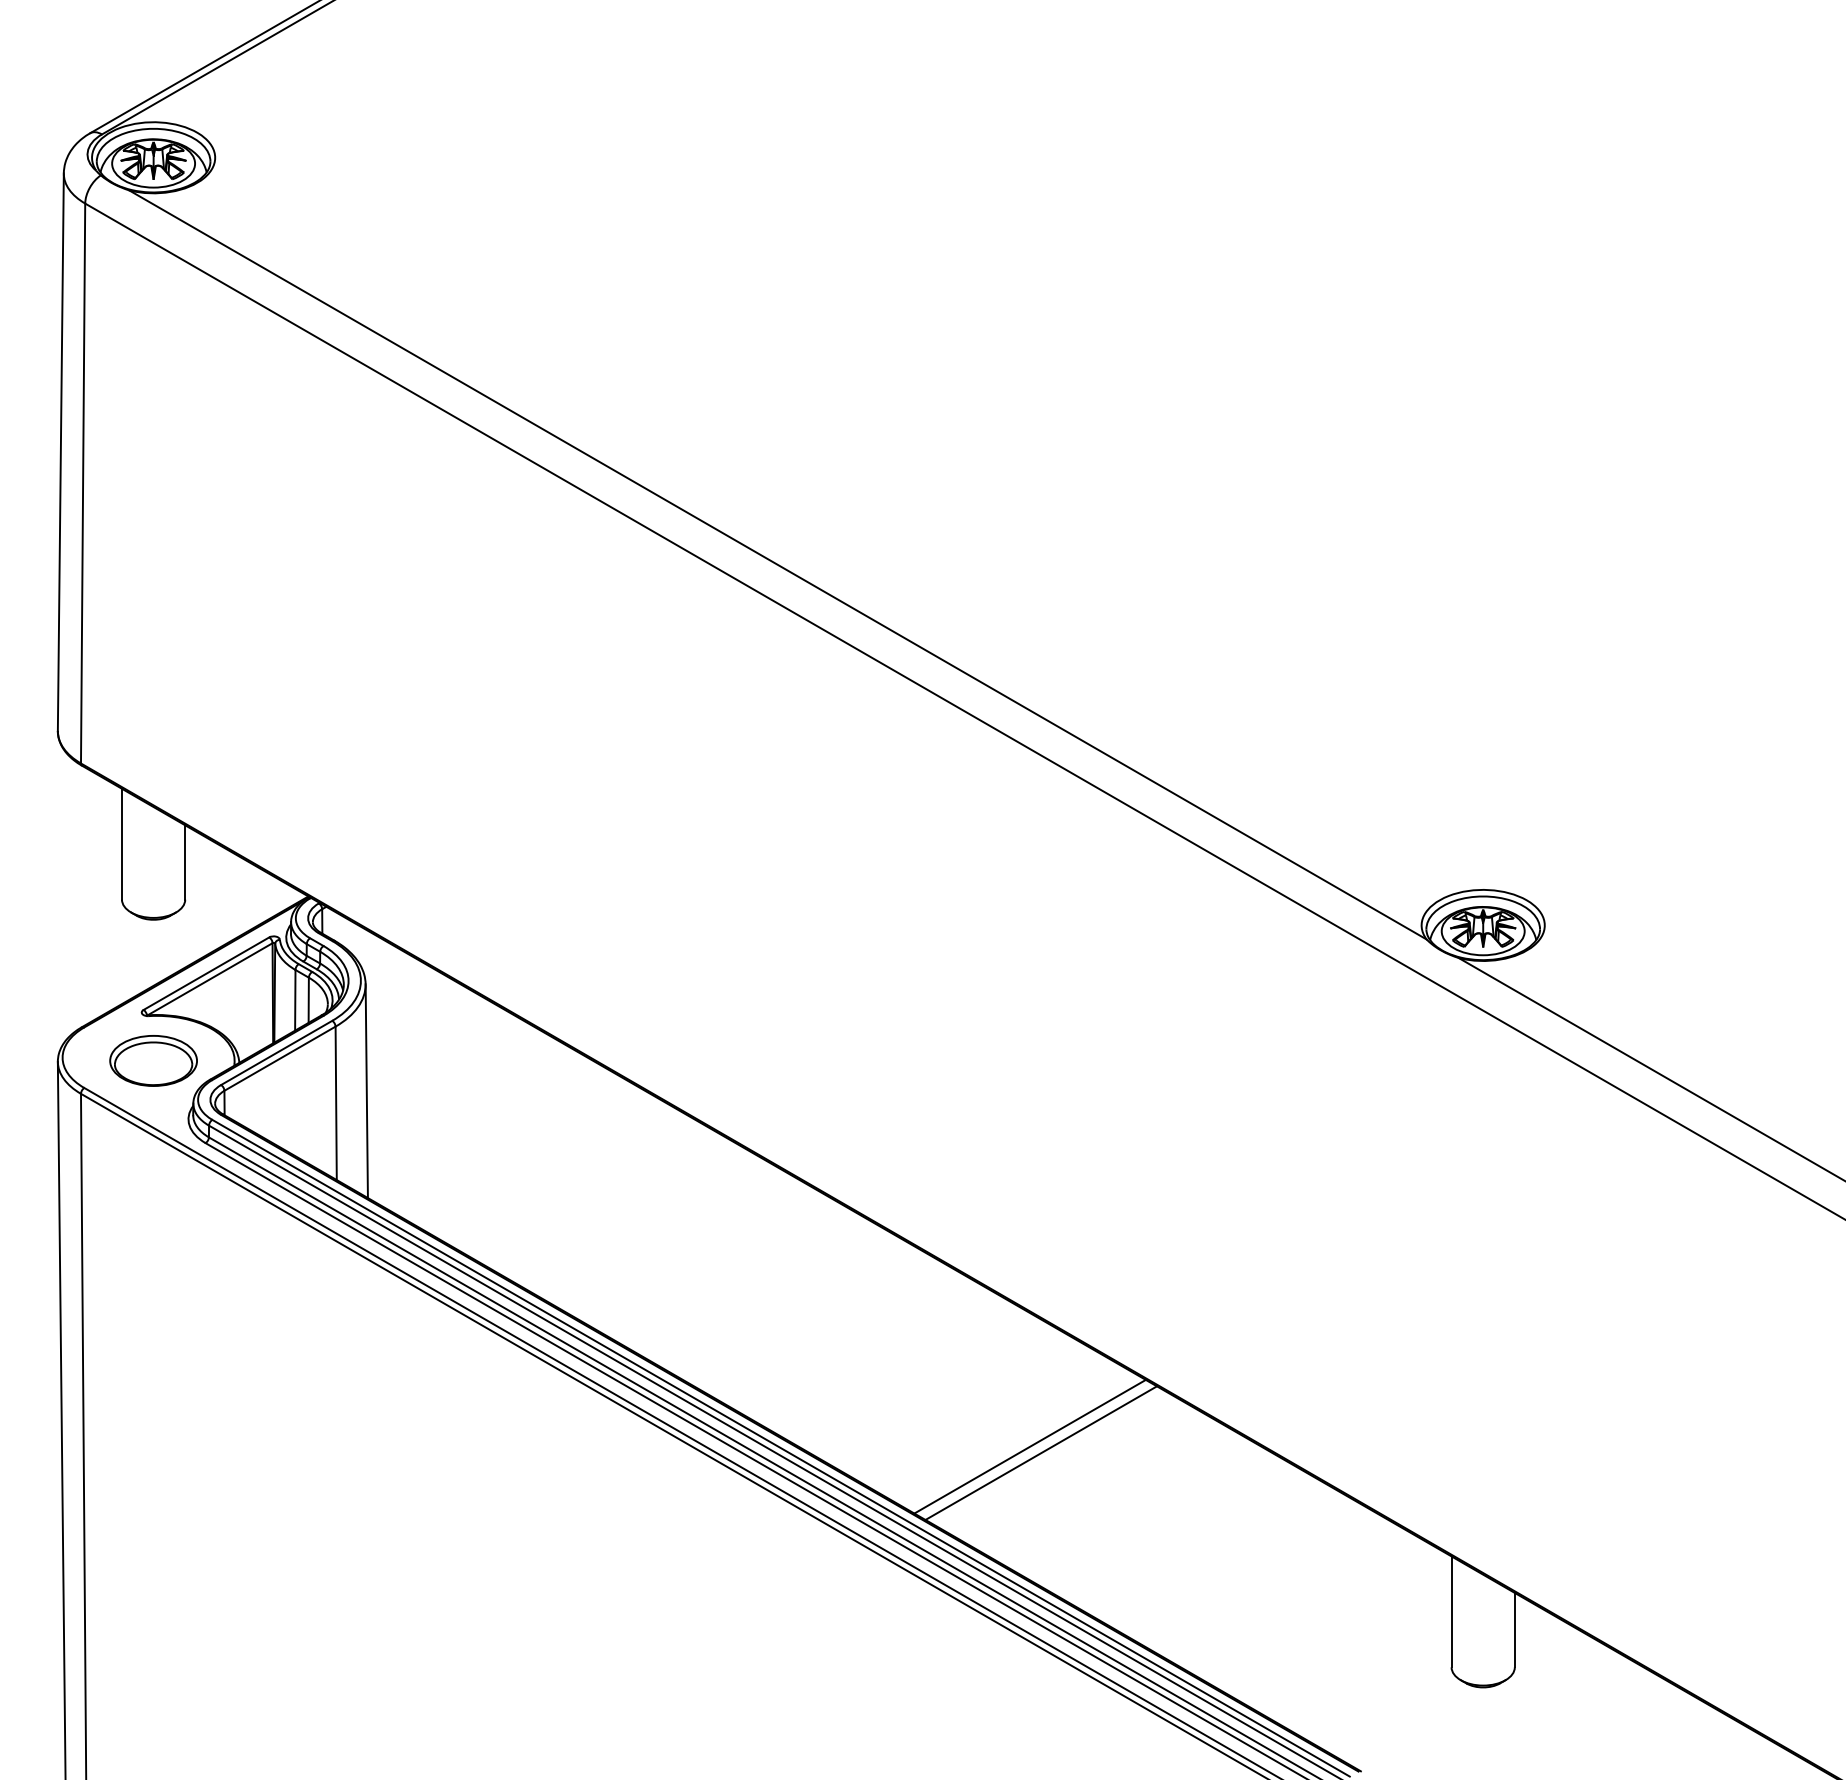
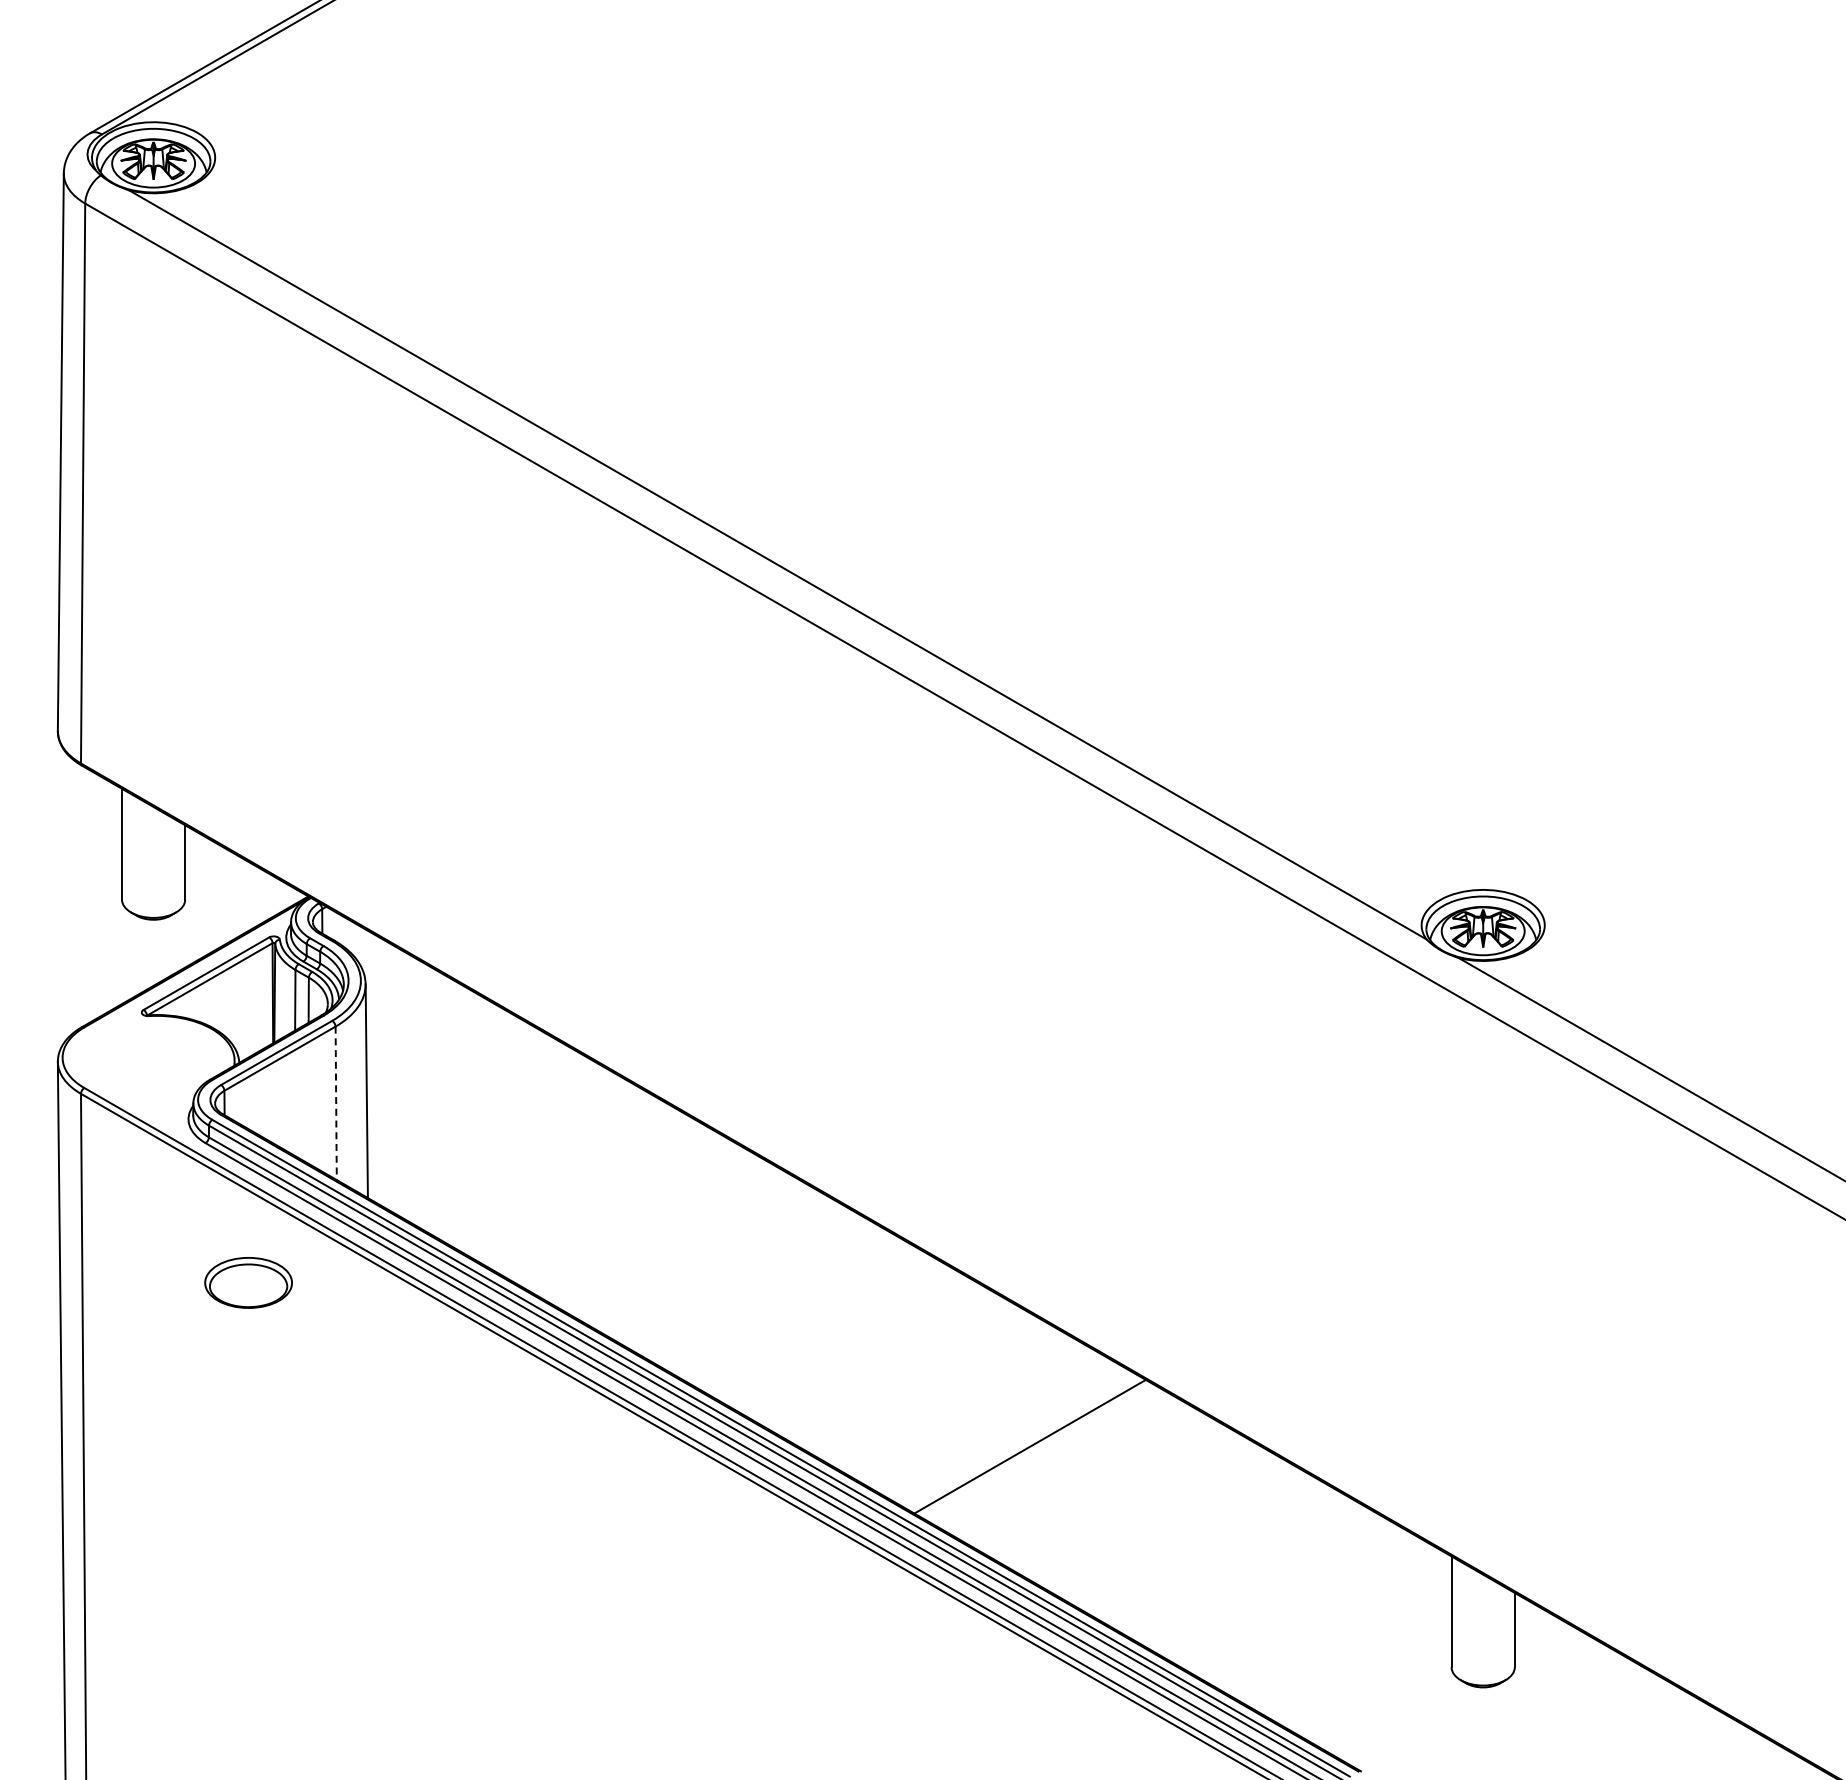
part position: (153, 1060) -> (248, 1282) (248, 1282)
line: solid -> dashed (336, 1103)
line: present -> none (1040, 1452)
